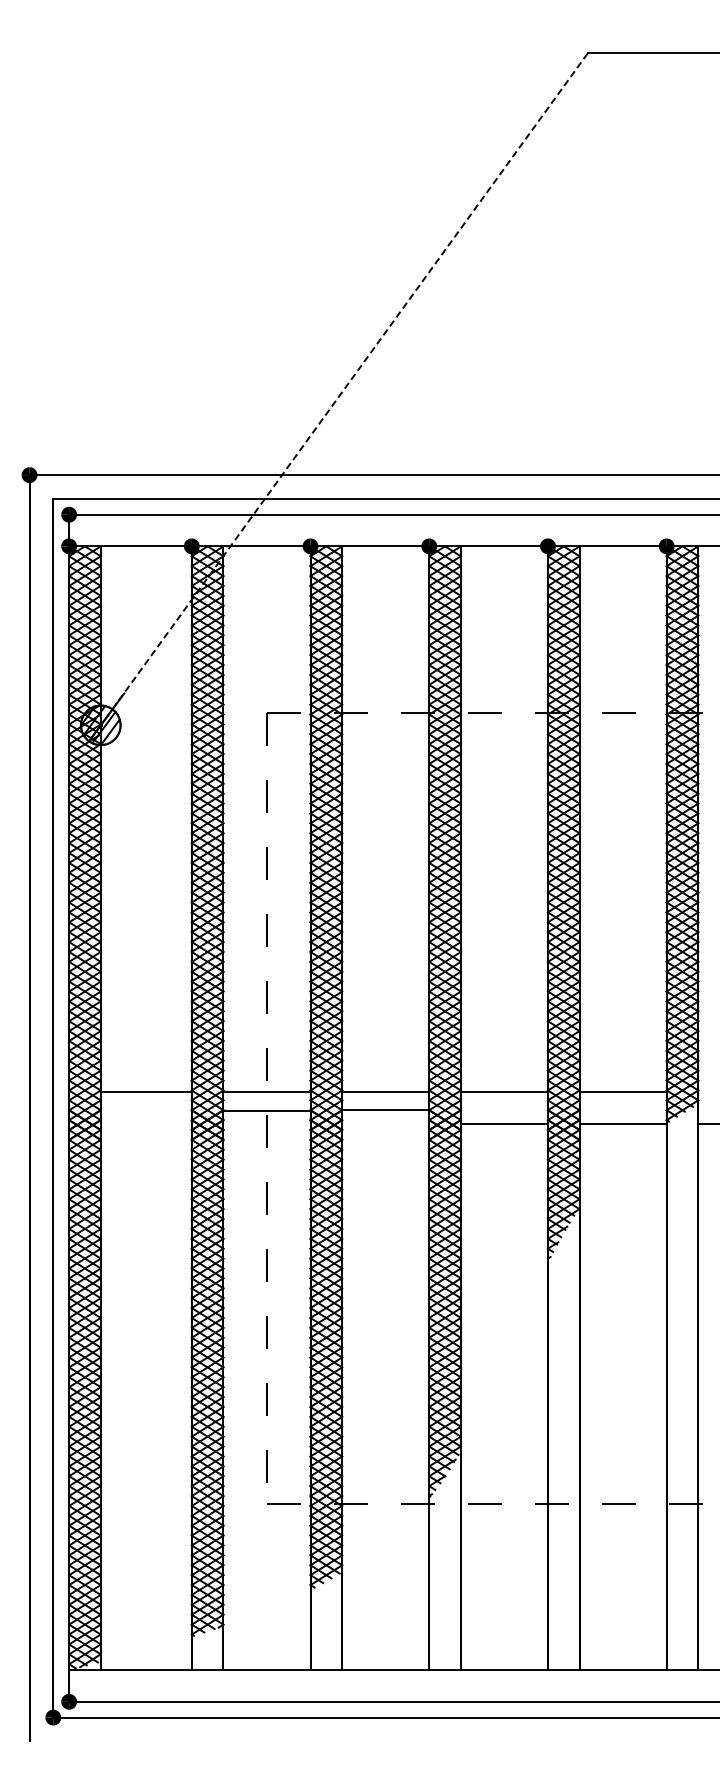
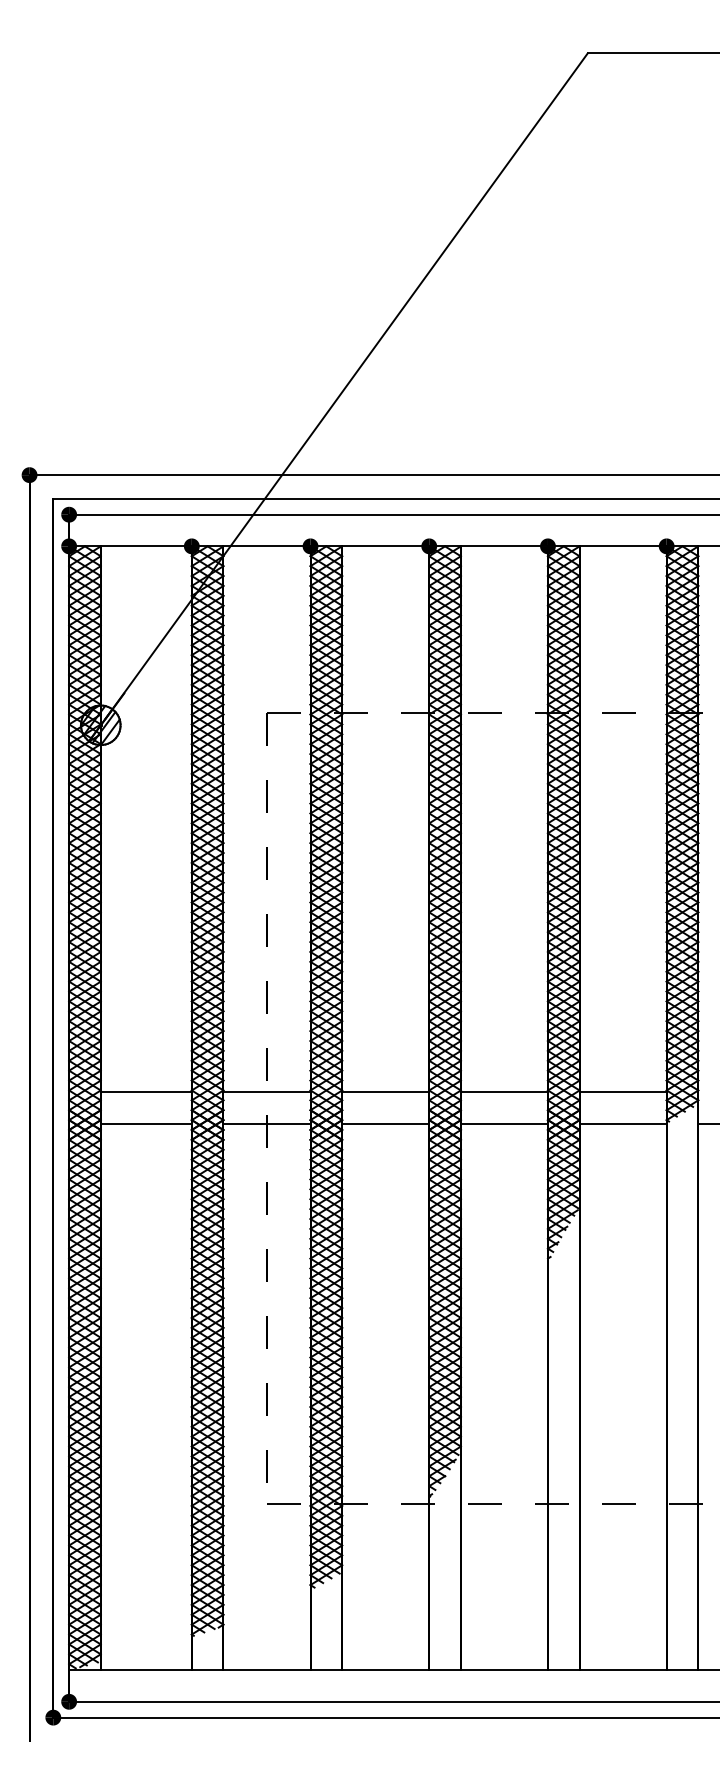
line: dashed -> solid (346, 386)
line position: (385, 1110) -> (385, 1124) (385, 1124)
line position: (266, 1111) -> (266, 1124) (266, 1124)
line: none -> present (145, 1124)
